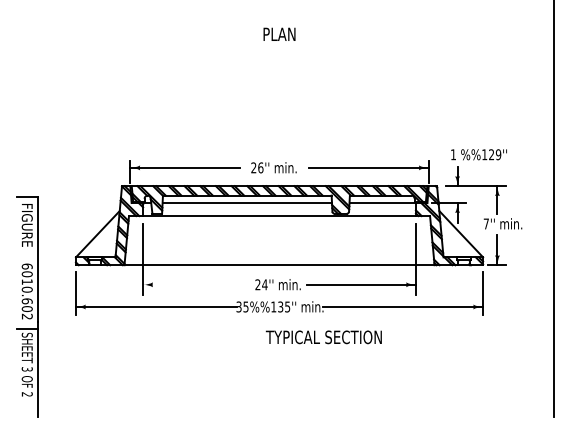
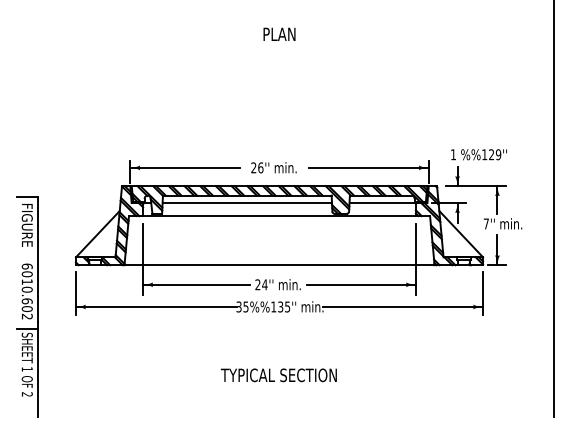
line: none -> present (196, 284)
text position: (323, 337) -> (278, 375) (278, 375)
text: 3 -> 1 (26, 369)
